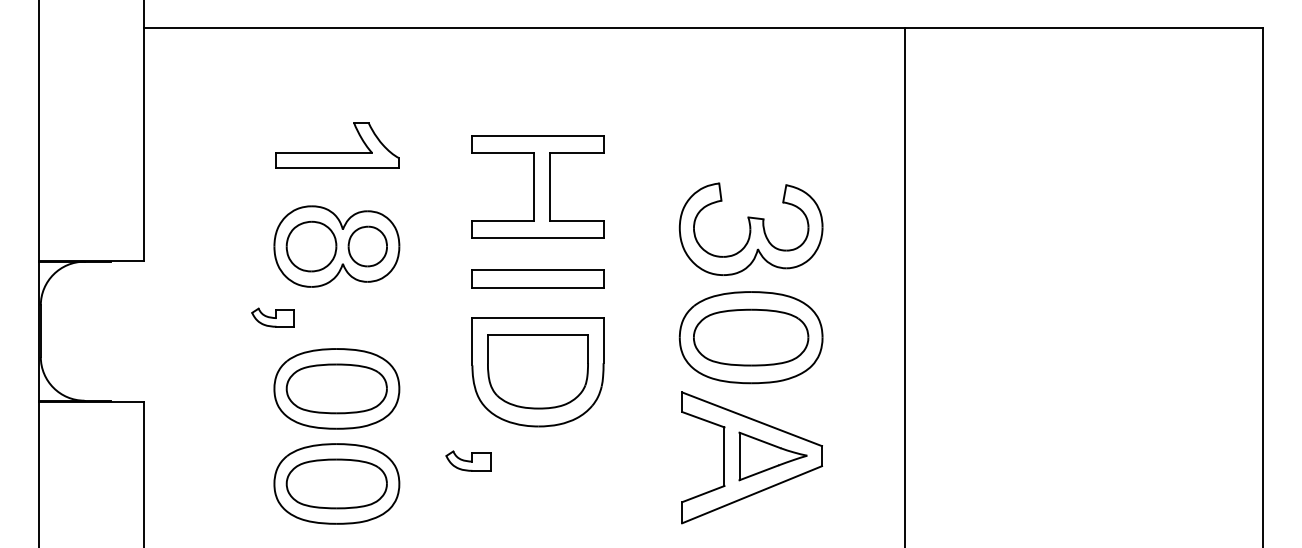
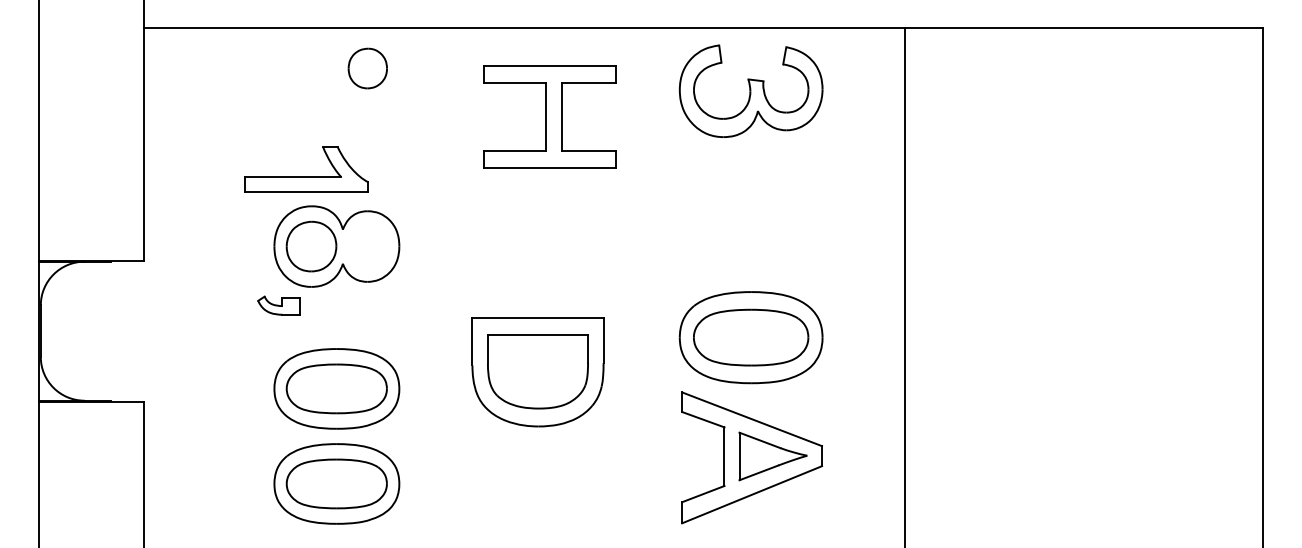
part position: (337, 152) -> (306, 176) (306, 176)
part position: (537, 186) -> (549, 116) (549, 116)
part position: (750, 228) -> (750, 90) (750, 90)
part position: (367, 246) -> (367, 68) (367, 68)
part: present -> none (537, 278)
part position: (272, 317) -> (278, 305) (278, 305)
part: present -> none (468, 460)
